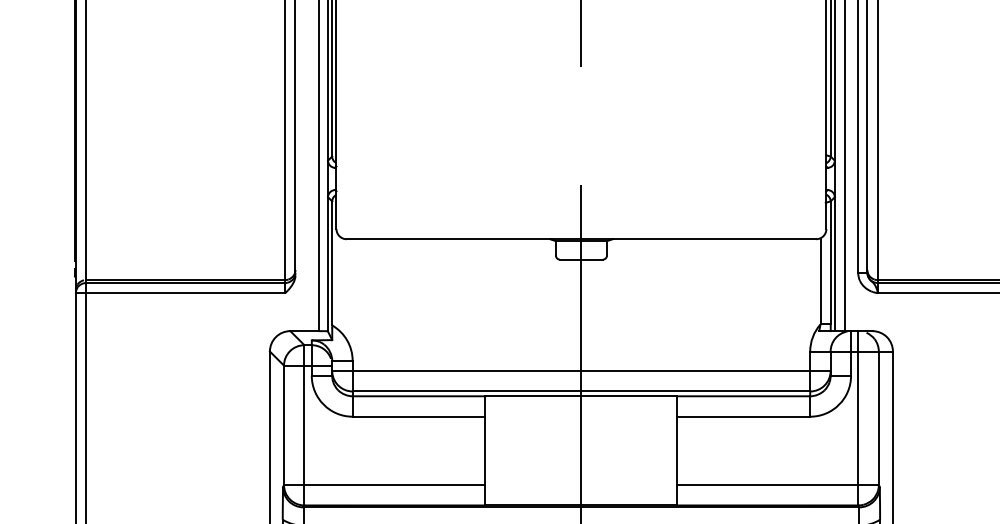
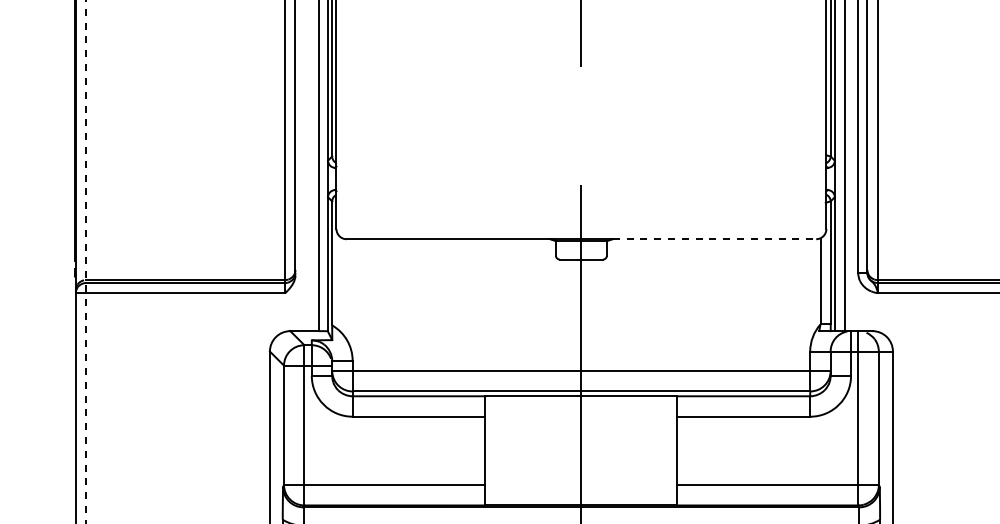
line: solid -> dashed (714, 239)
line: solid -> dashed (86, 261)
